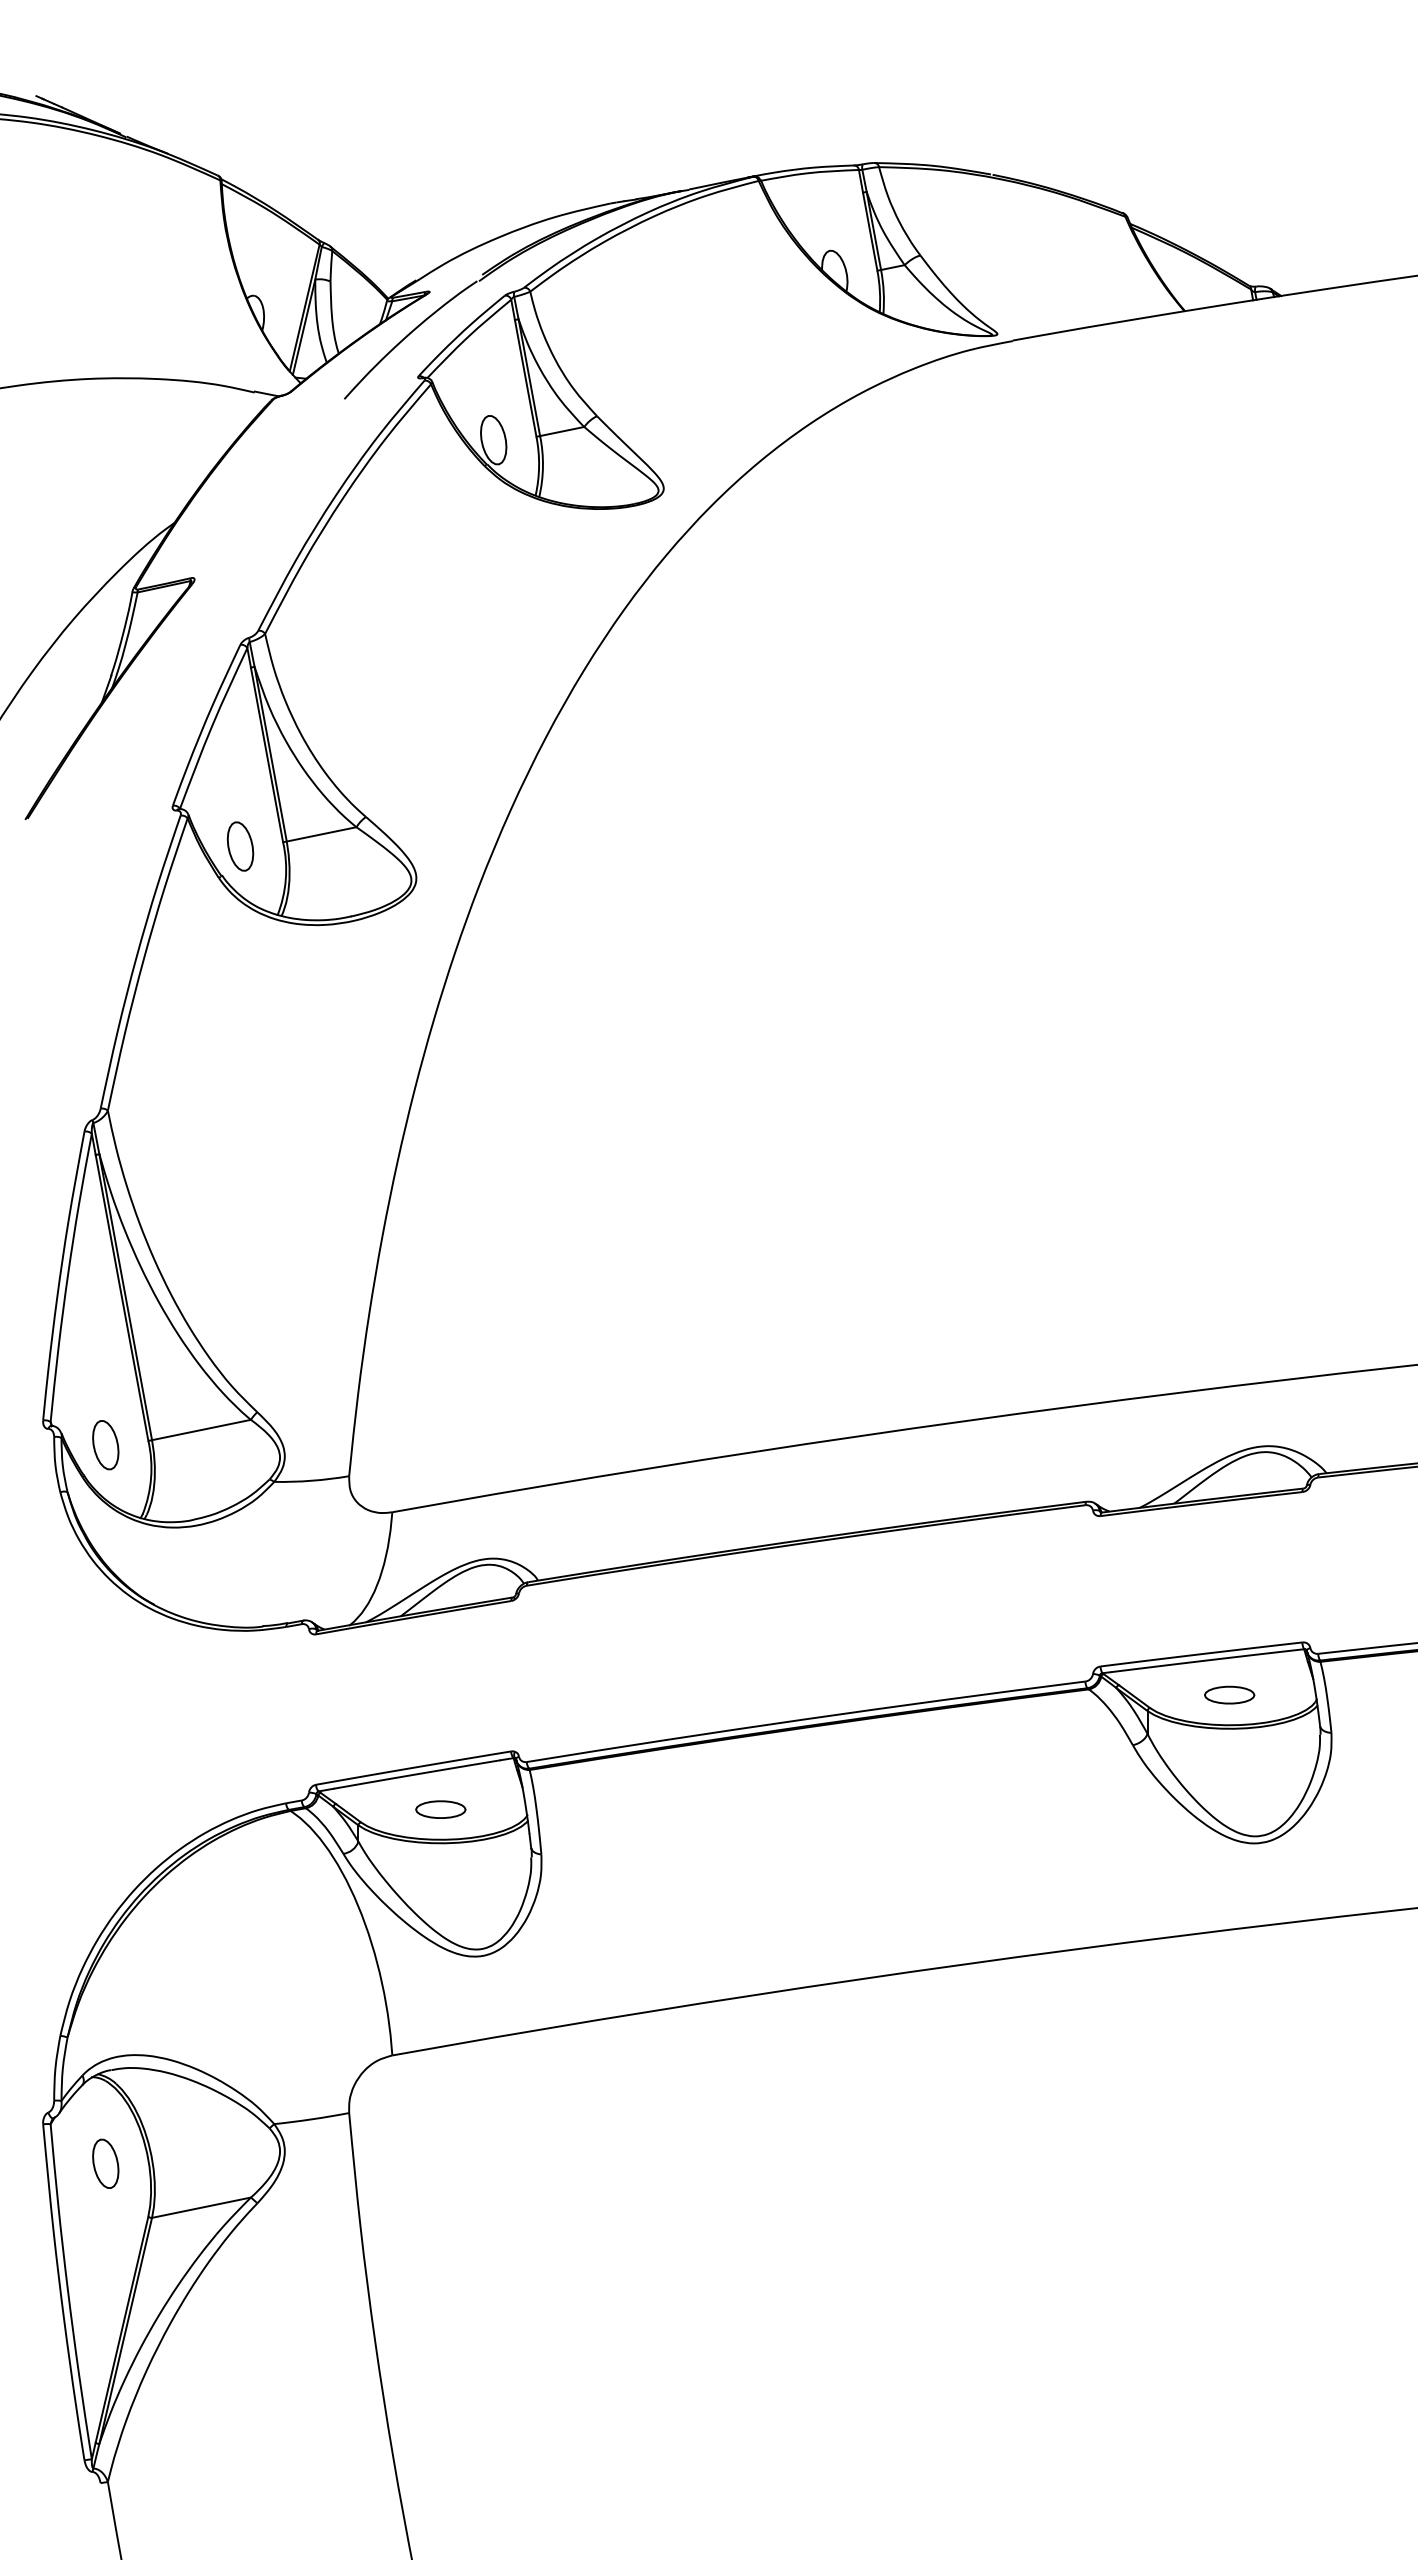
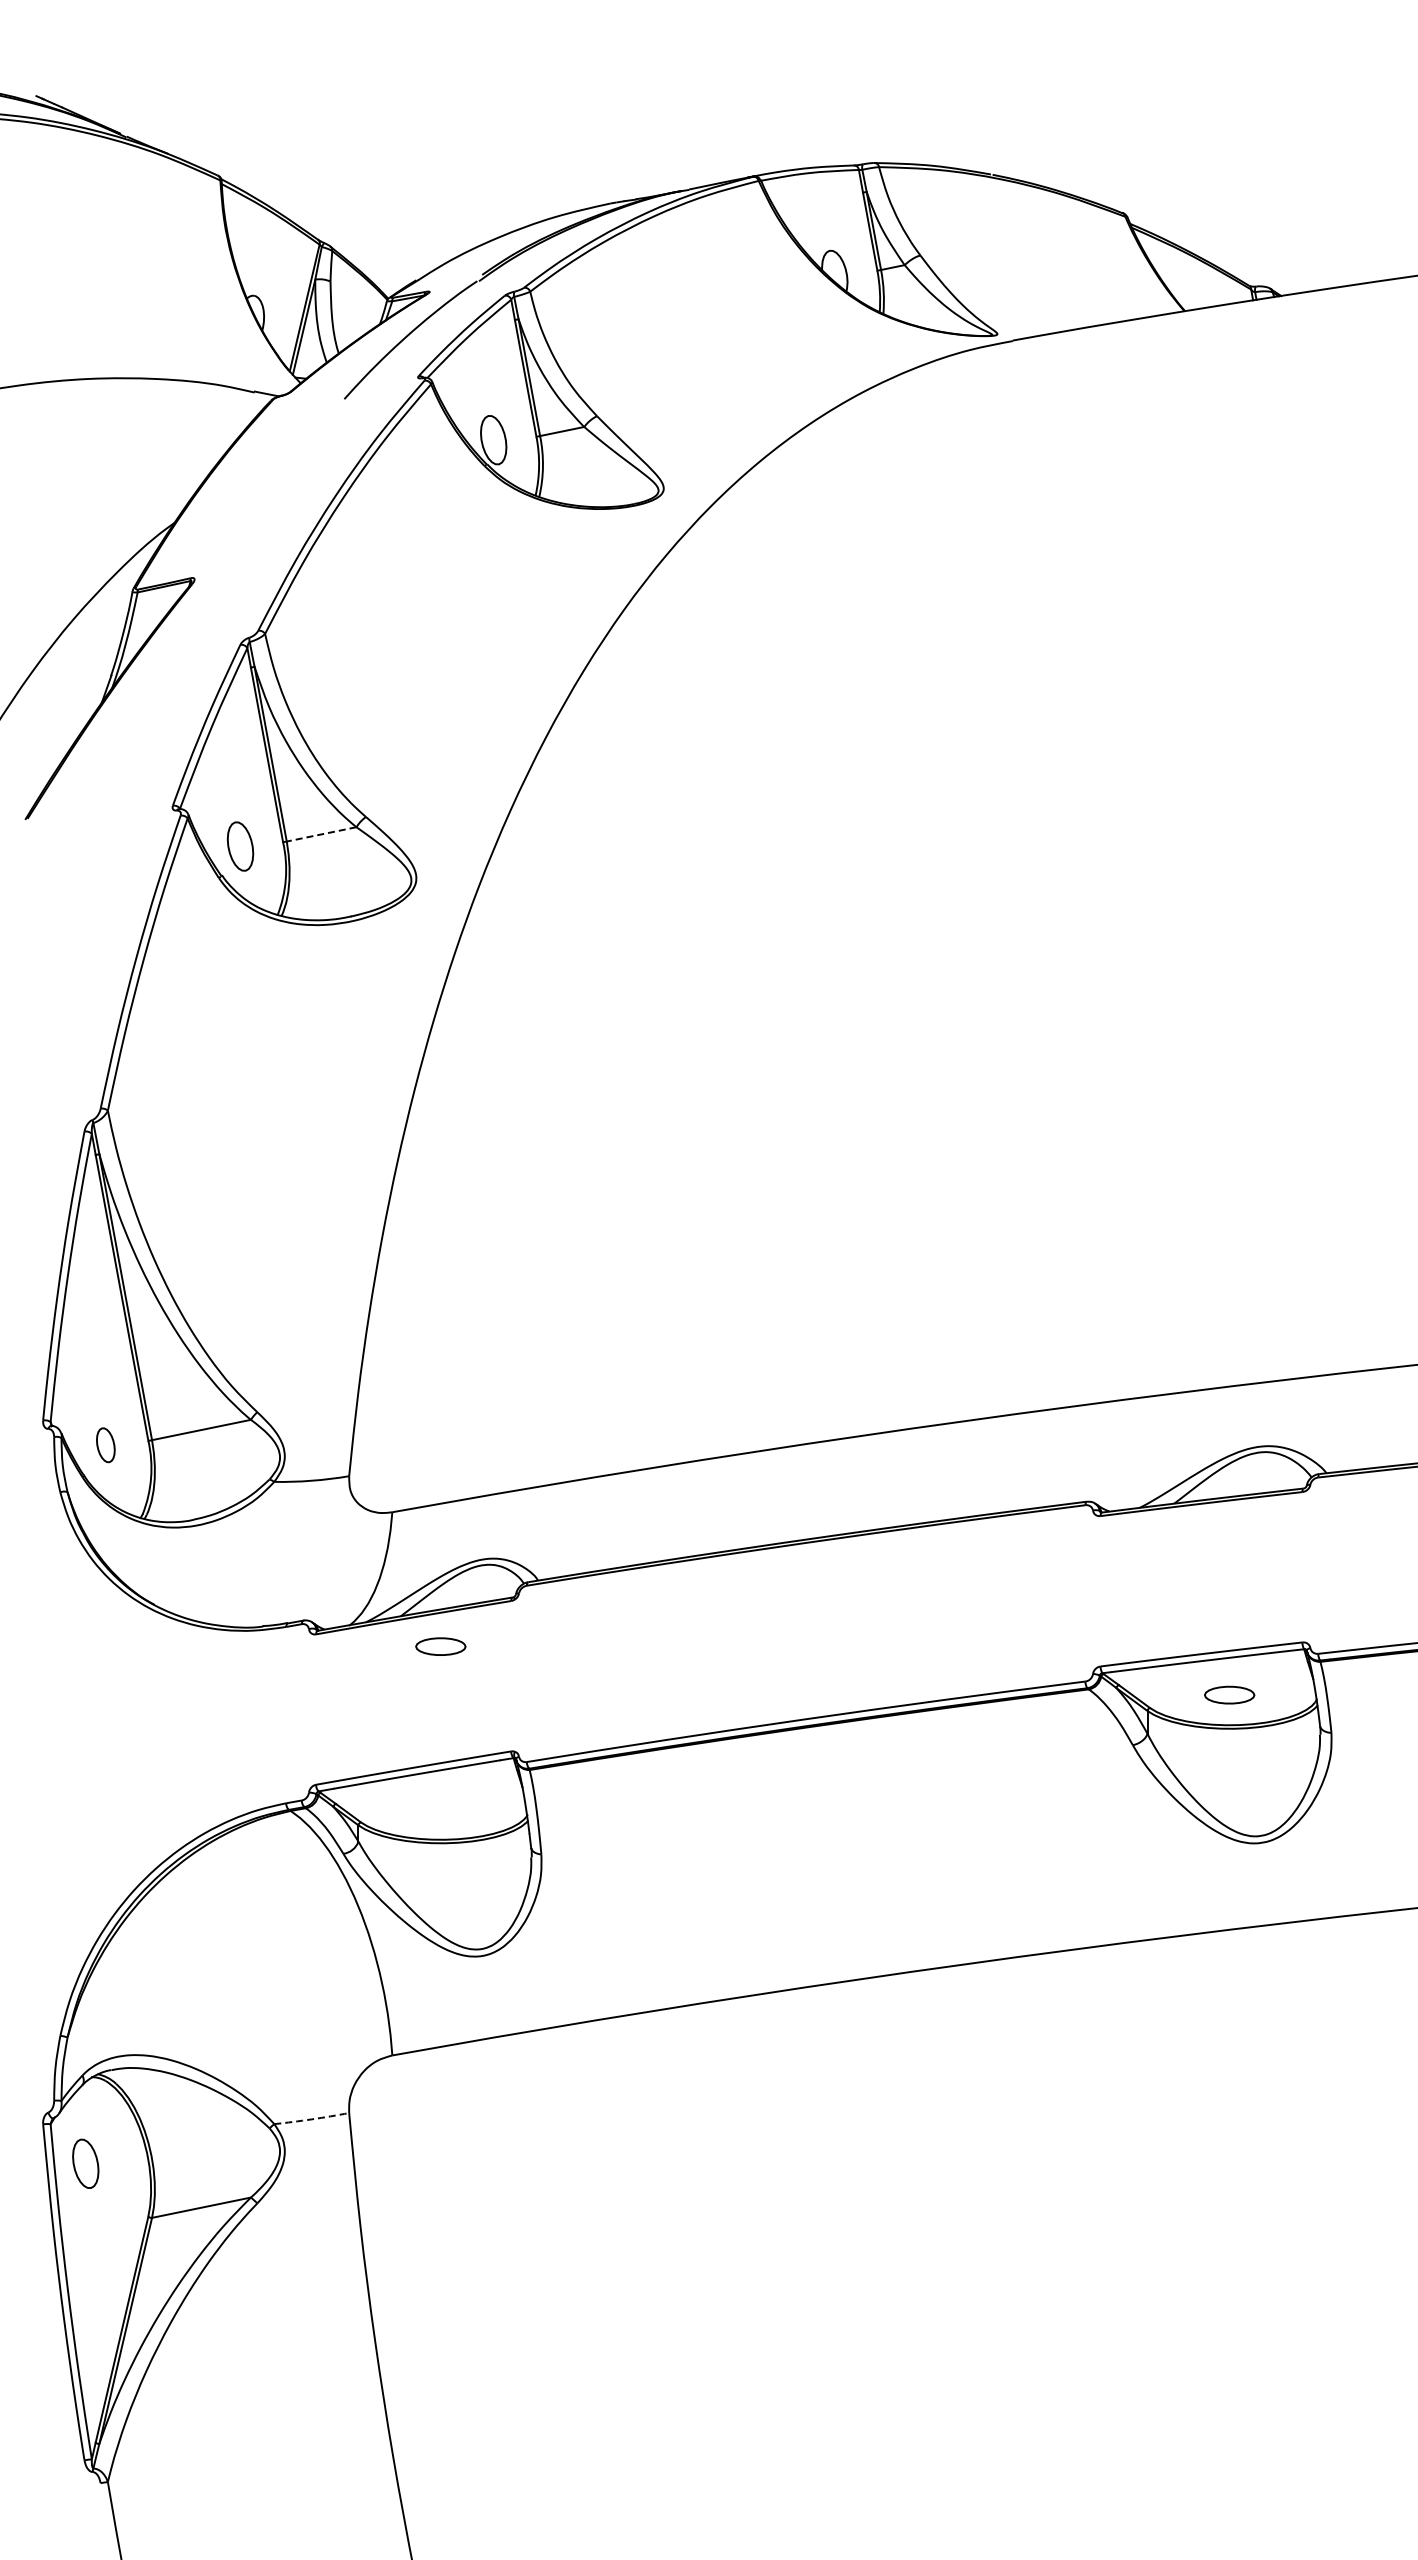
line: solid -> dashed (321, 834)
part size: 28x51 px -> 20x37 px (105, 1445)
part position: (440, 1809) -> (440, 1646) (440, 1646)
arc: solid -> dashed (311, 2119)
part position: (105, 2163) -> (85, 2163) (85, 2163)
